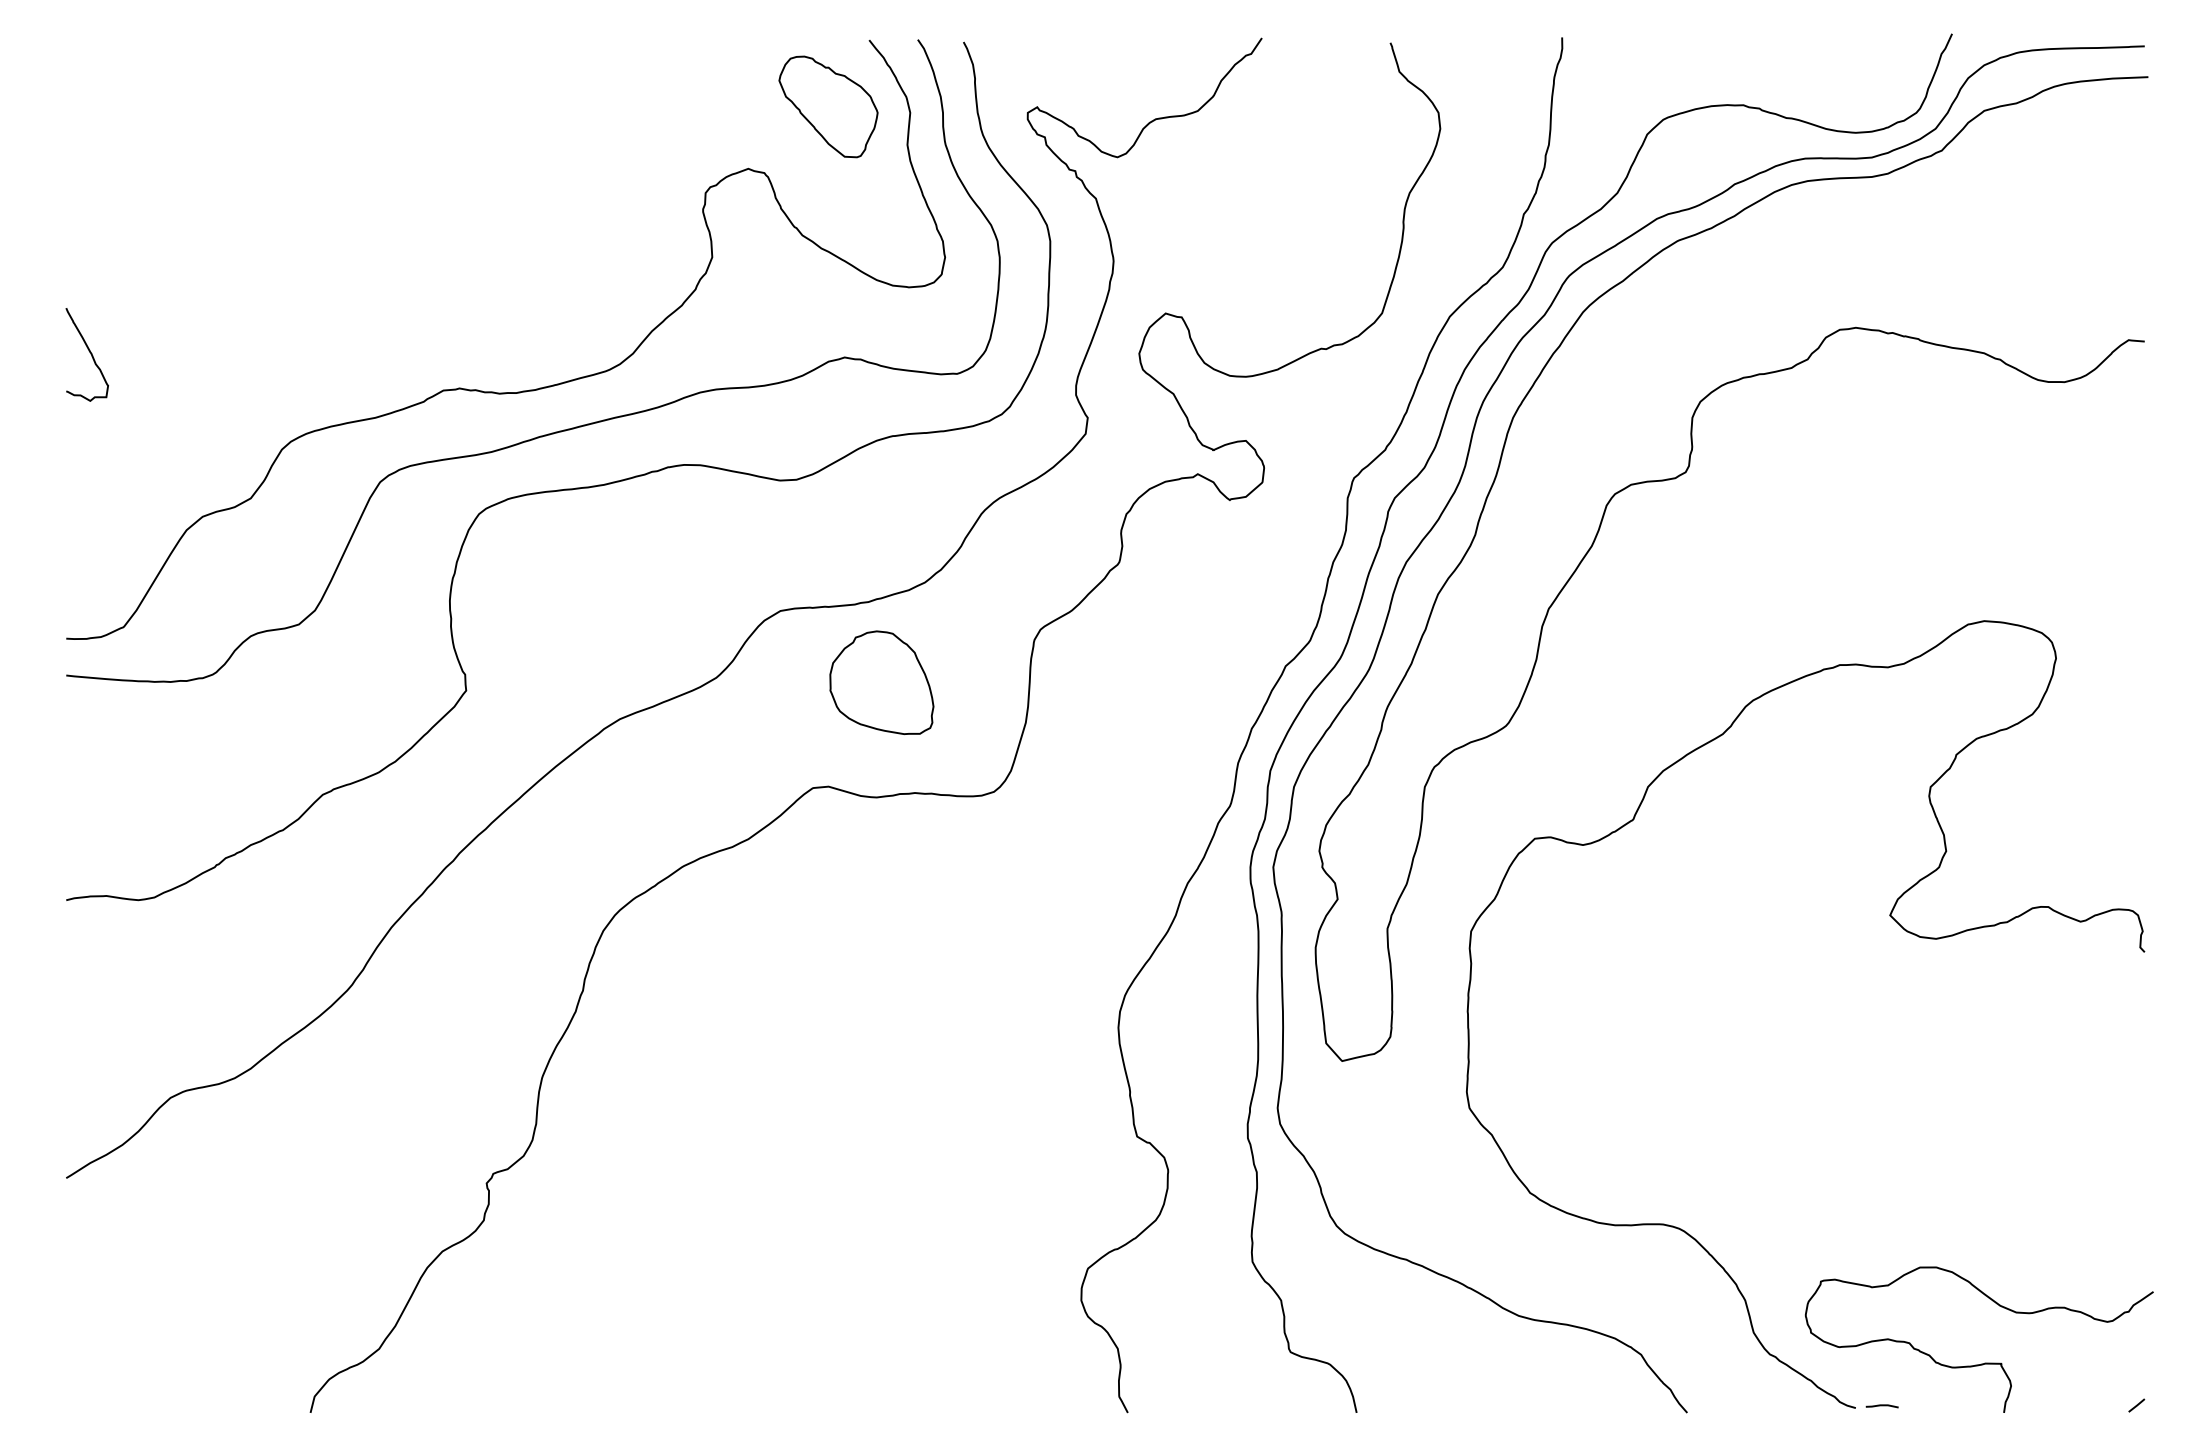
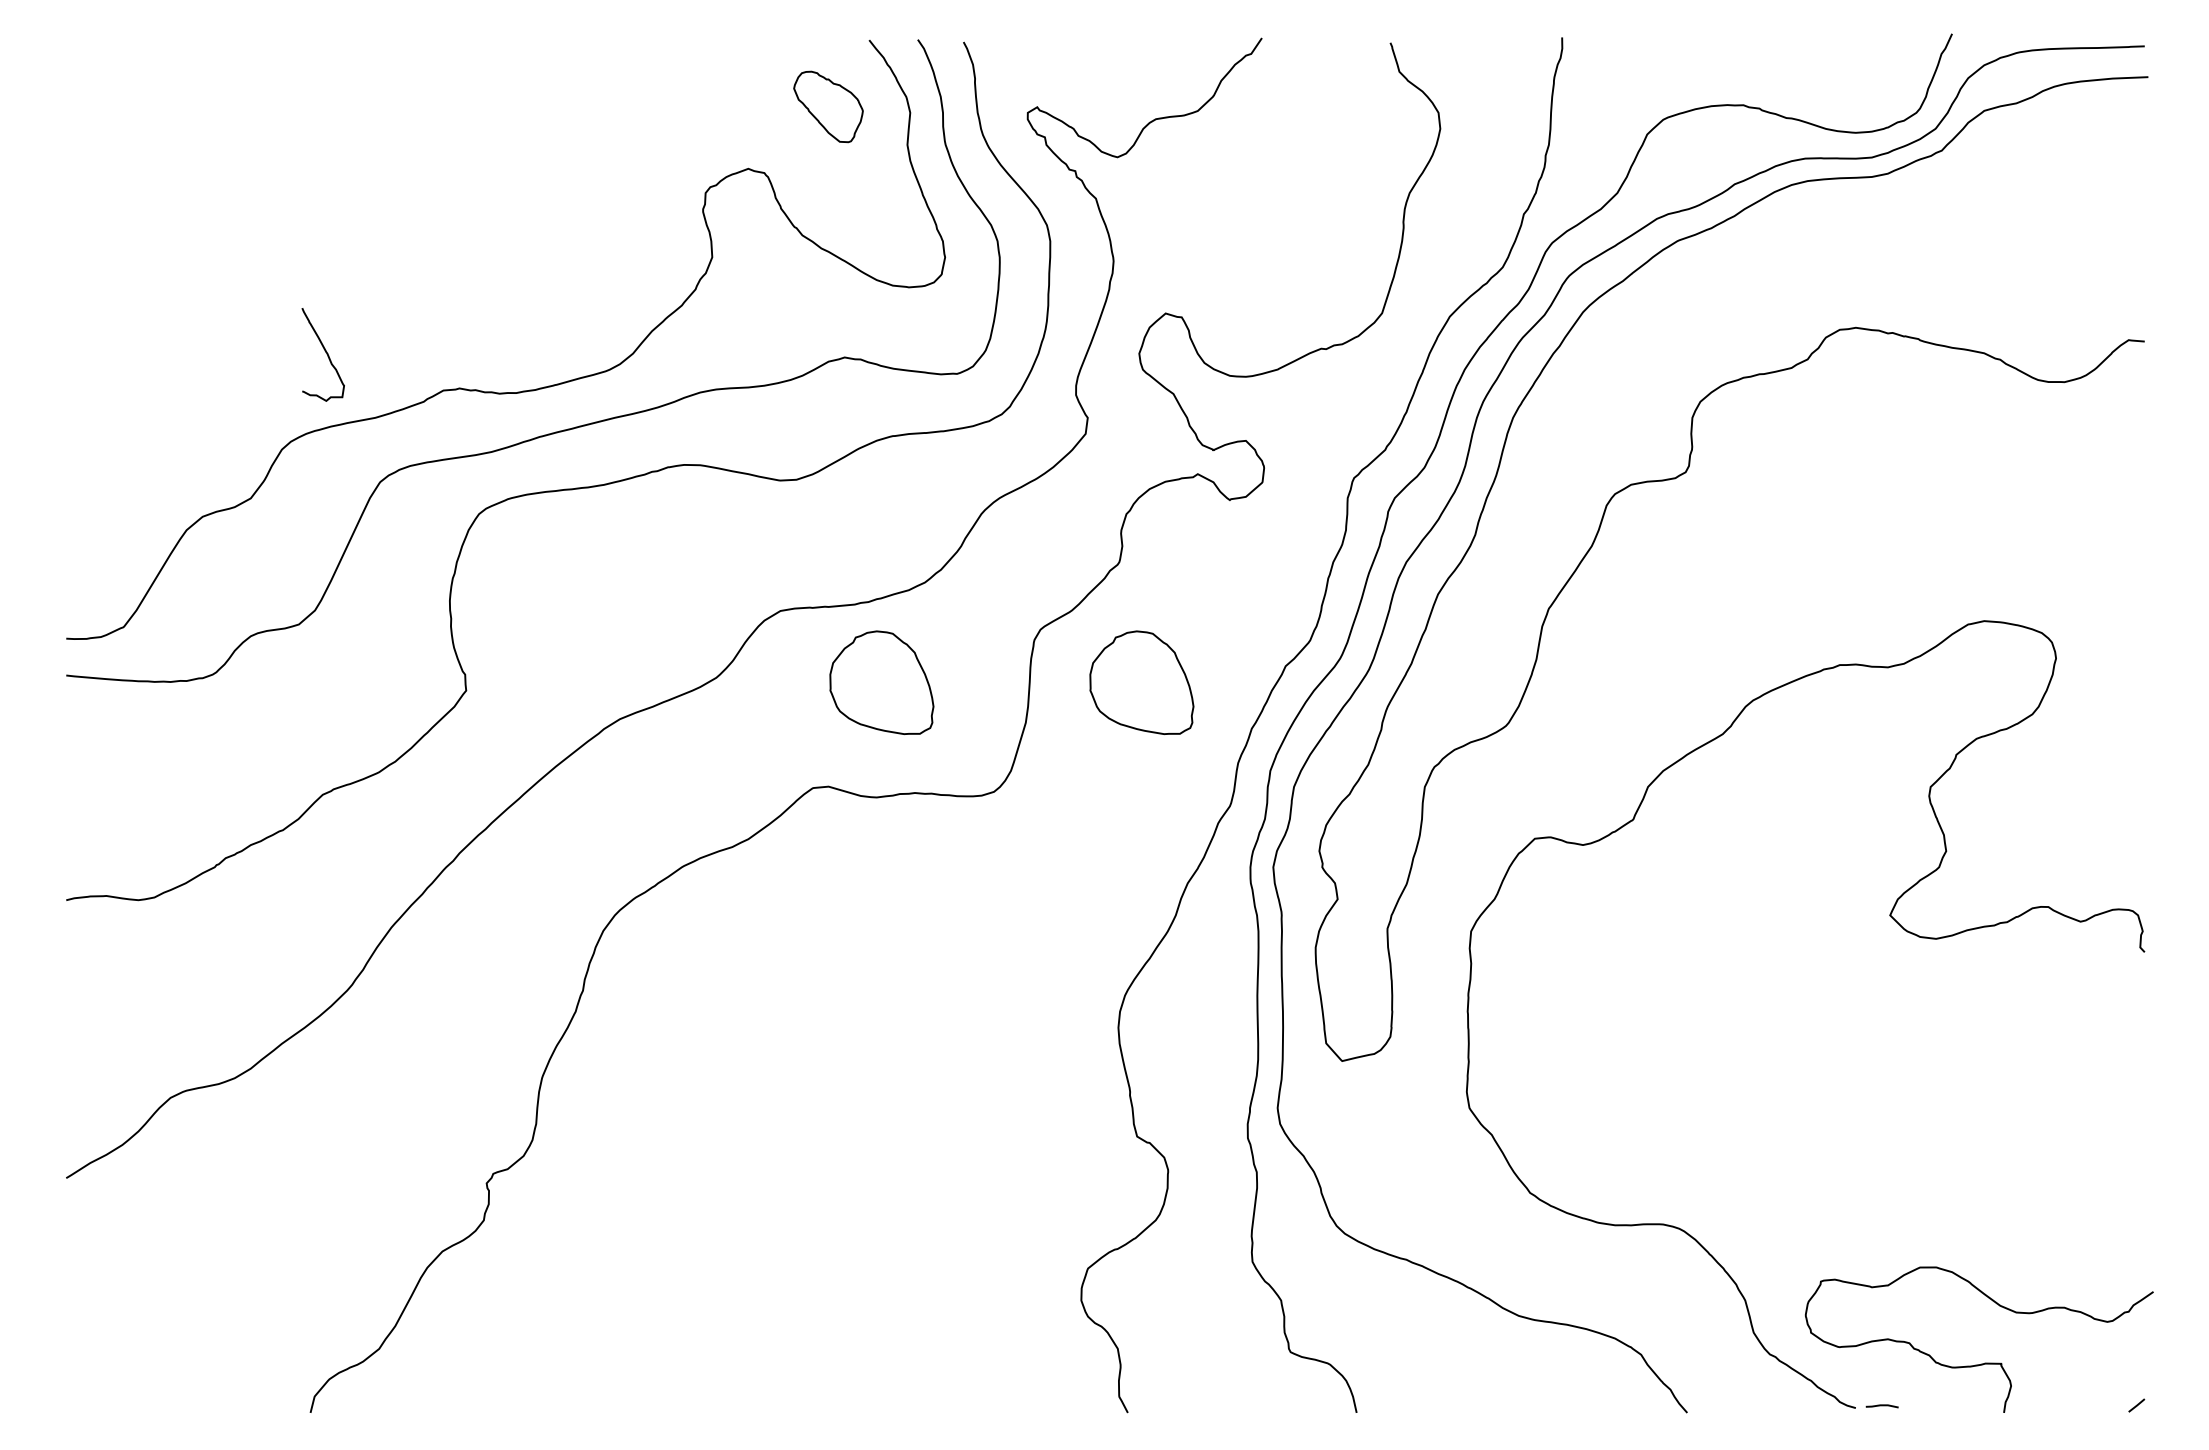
part size: 101x104 px -> 71x74 px (828, 106)
curve position: (88, 351) -> (324, 351) (324, 351)
part: none -> present (1141, 682)
